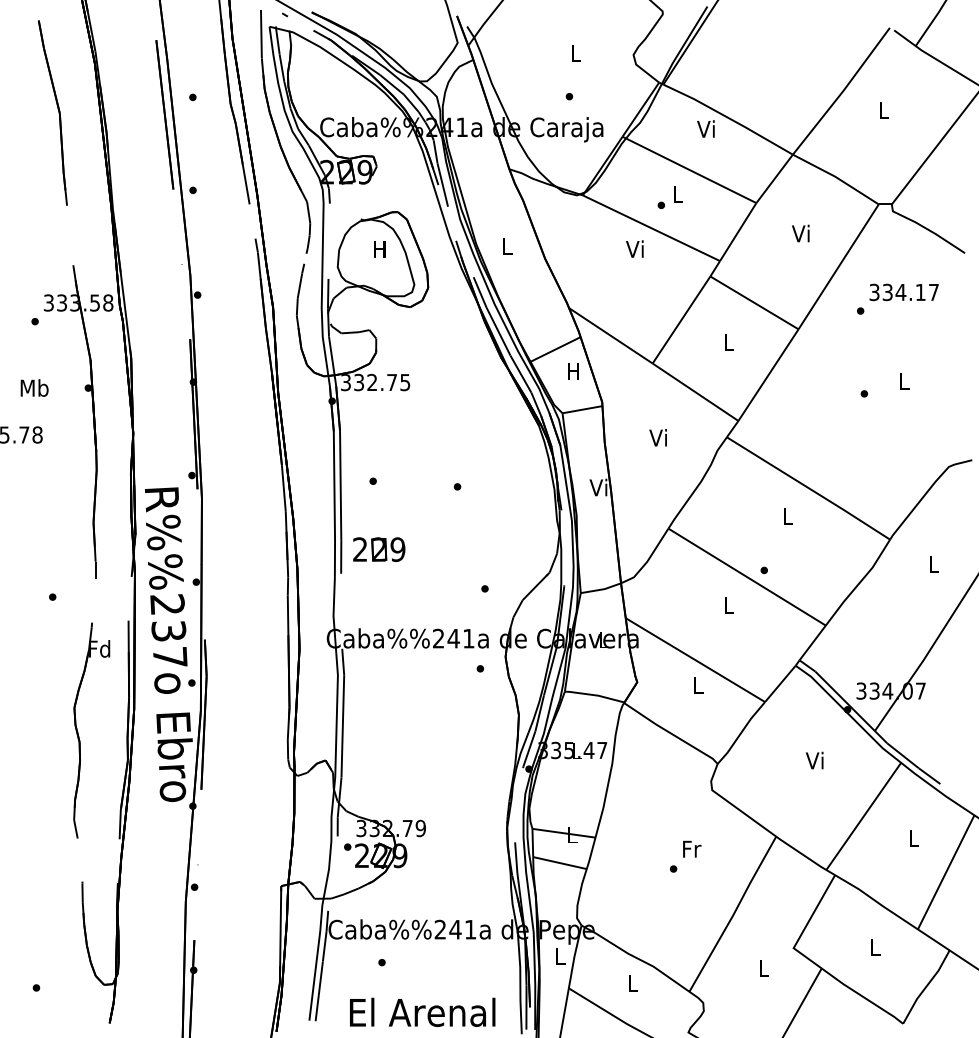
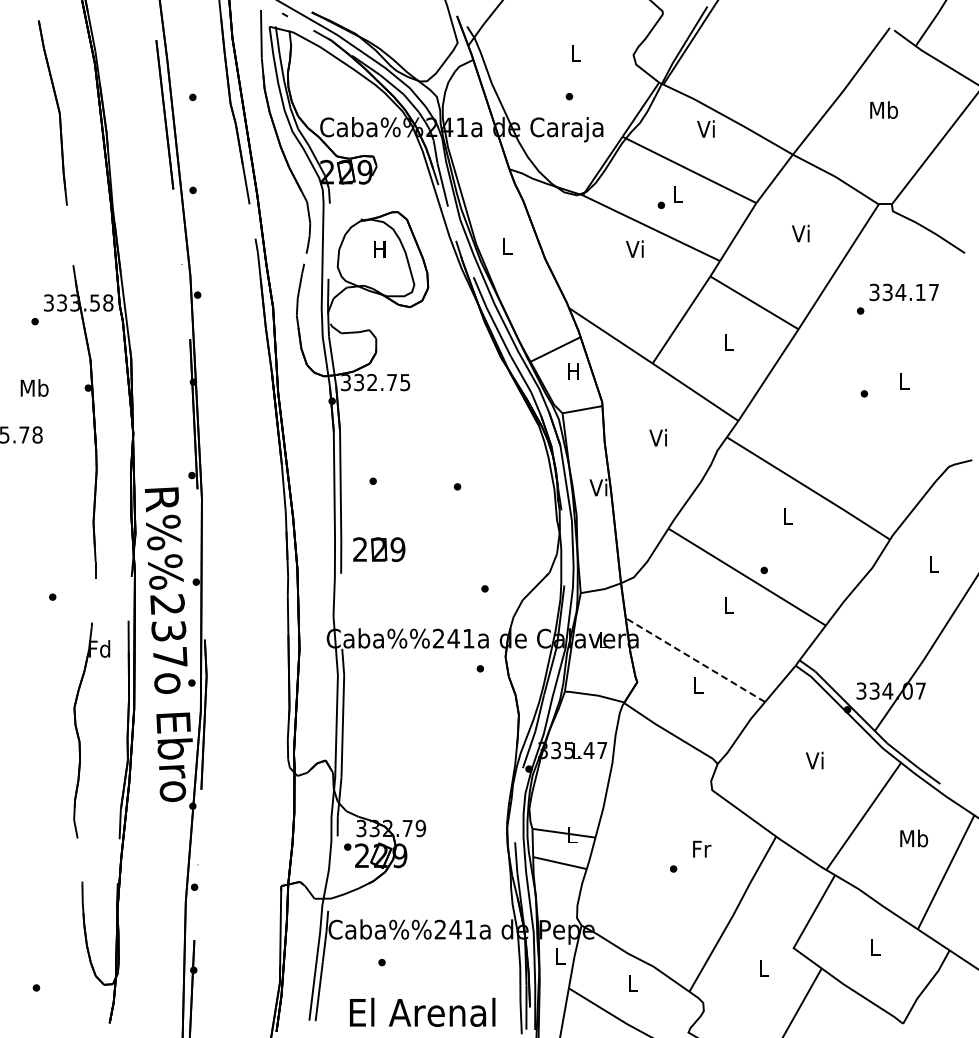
text: L -> Mb (884, 109)
line: solid -> dashed (695, 659)
text: L -> Mb (914, 838)
text position: (692, 848) -> (702, 848) (702, 848)
